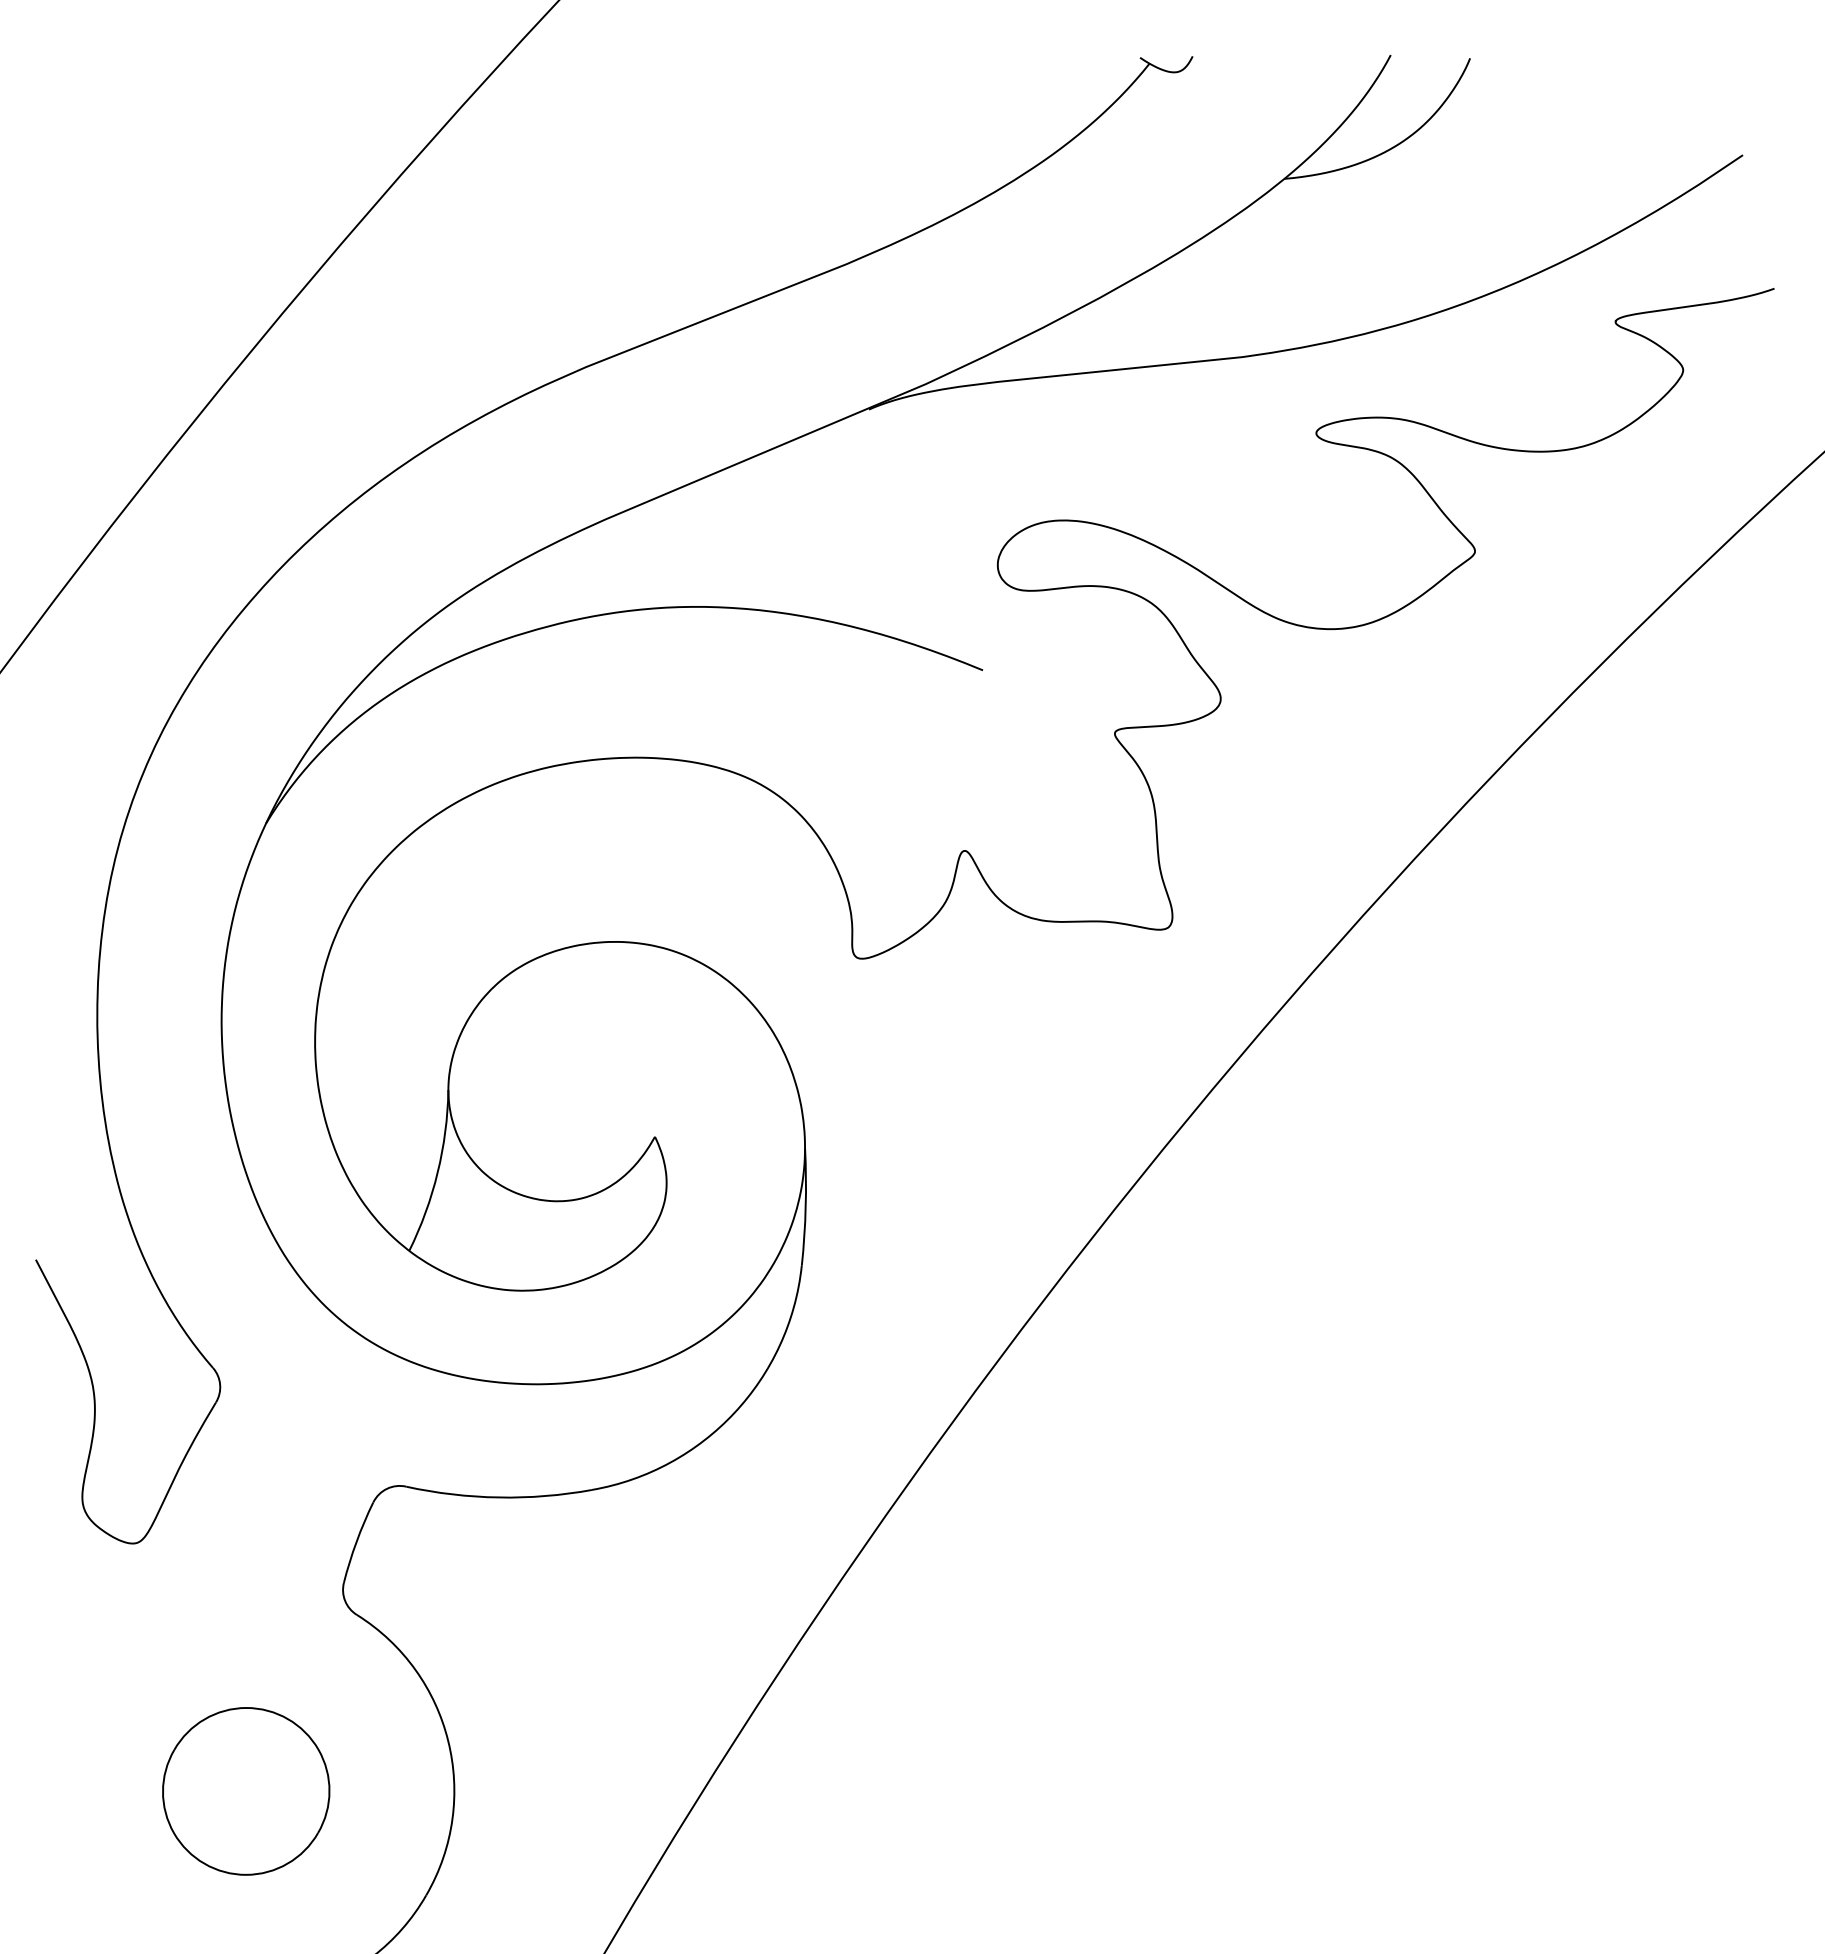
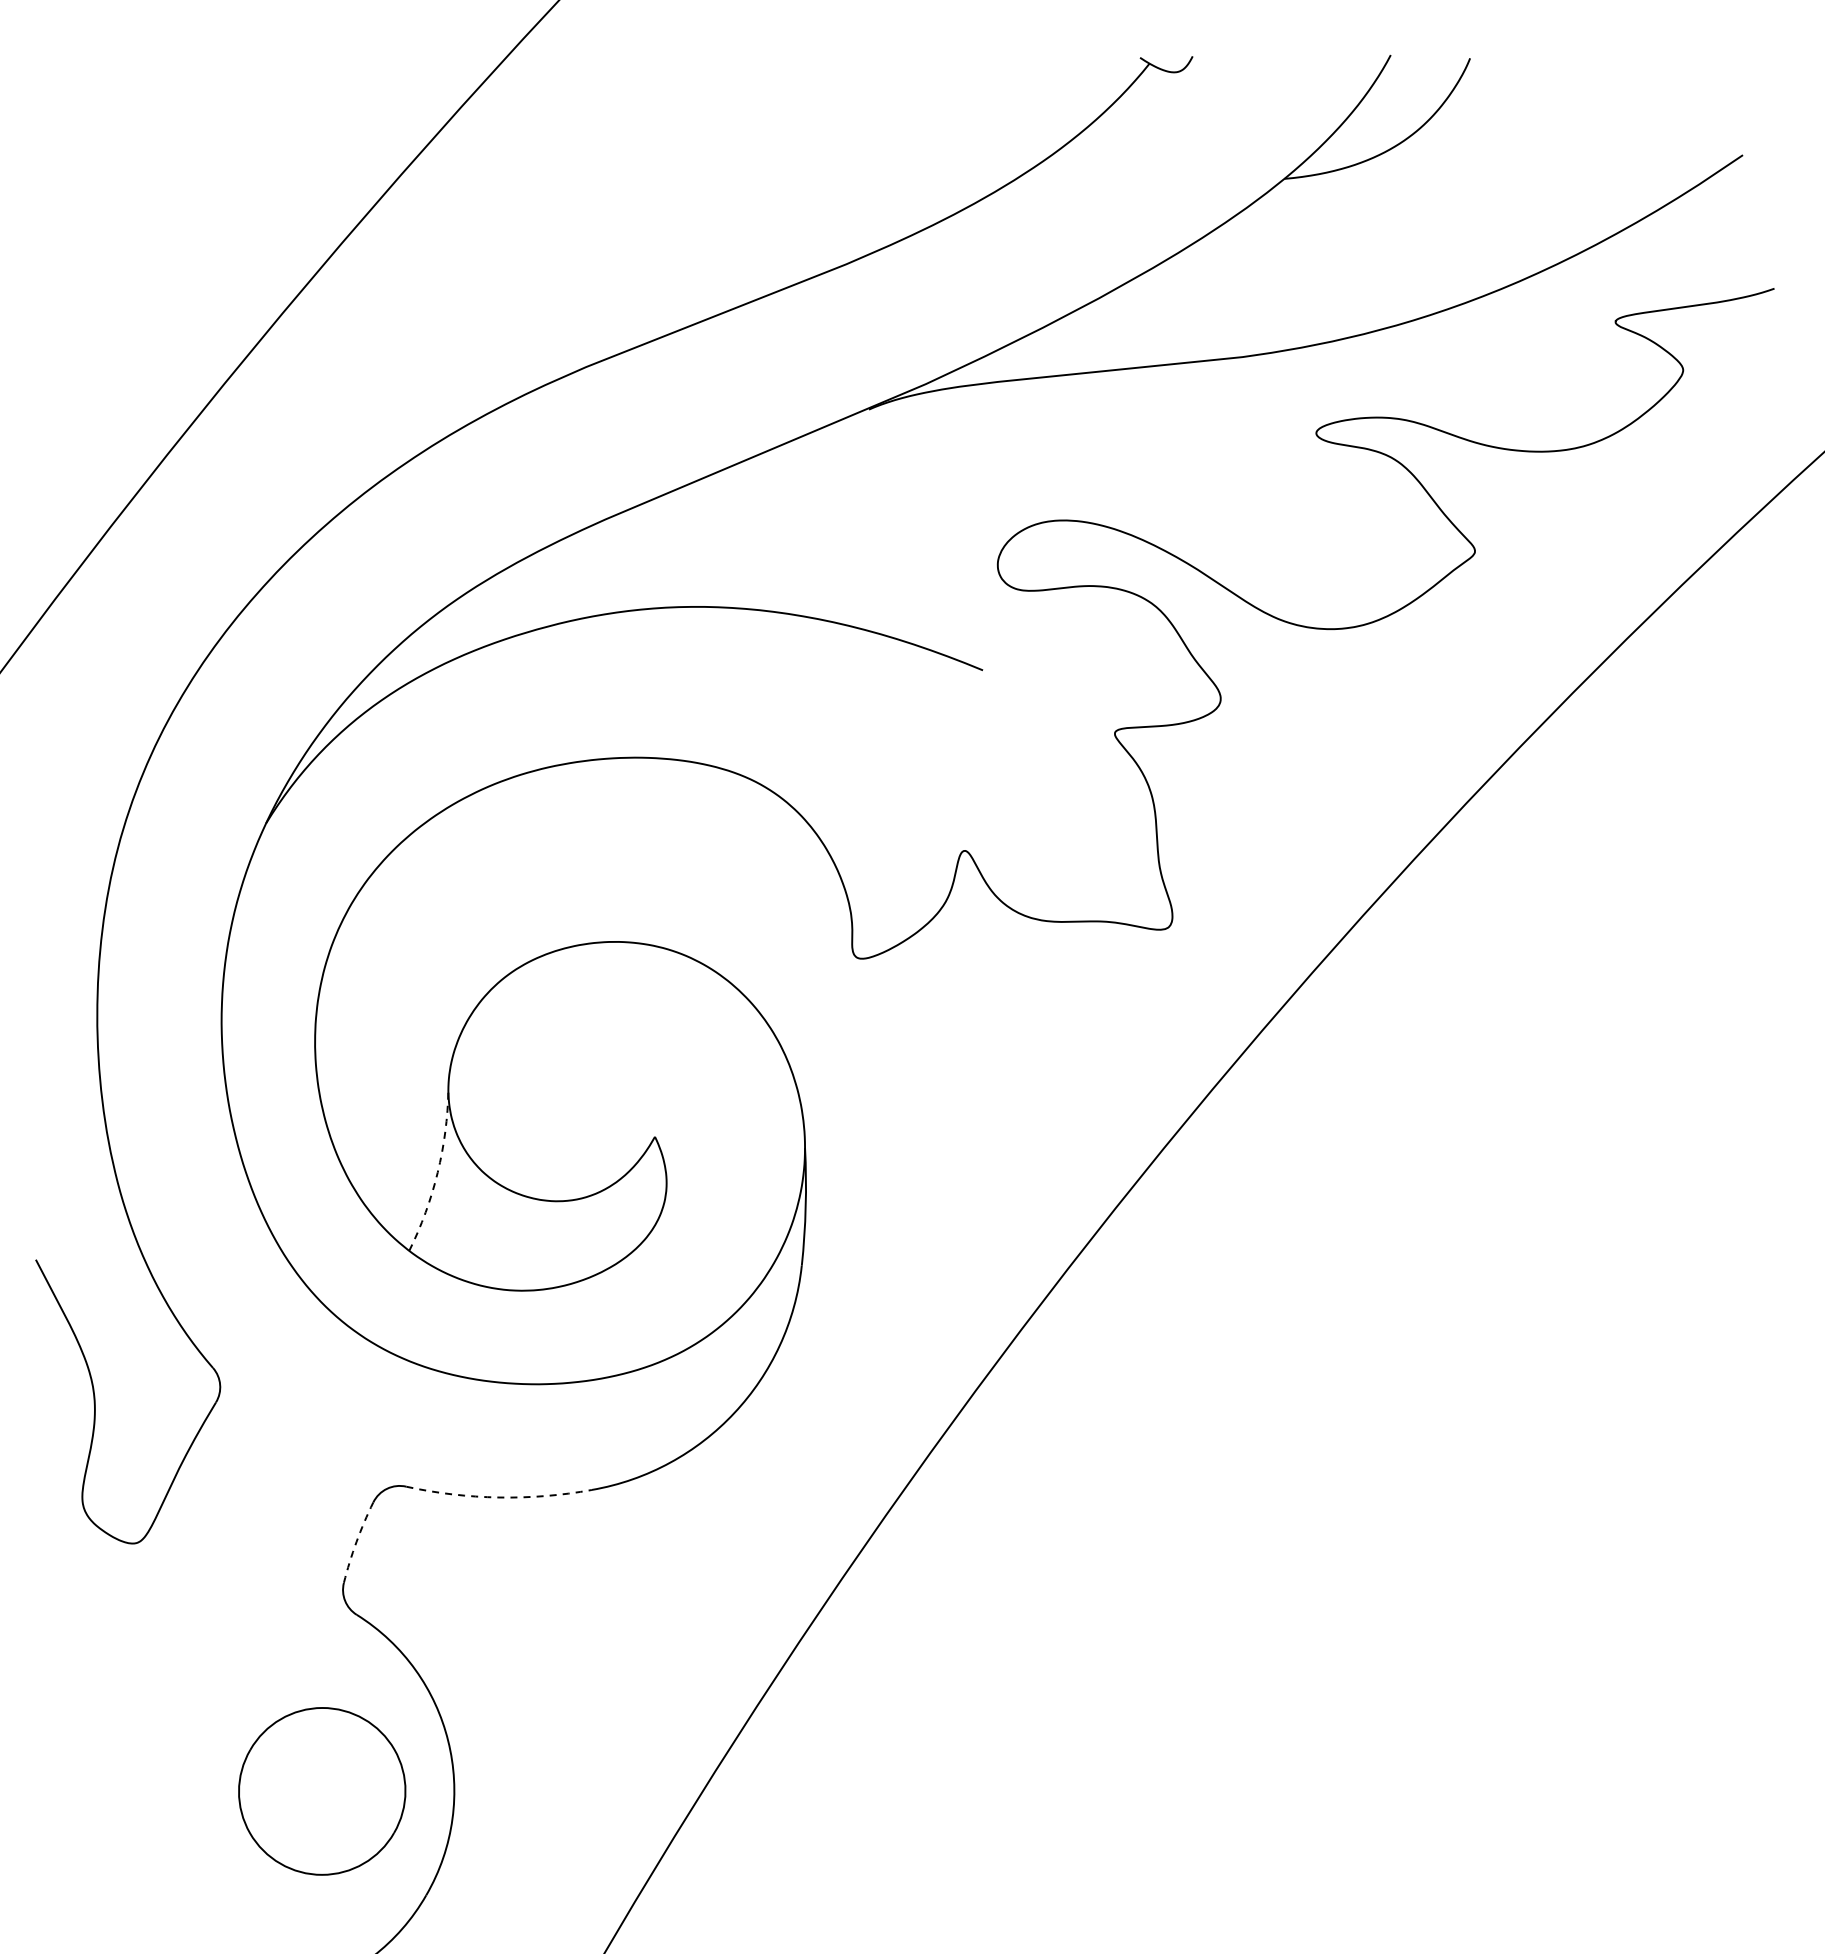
arc: solid -> dashed (437, 1172)
arc: solid -> dashed (498, 1497)
arc: solid -> dashed (356, 1541)
part position: (246, 1791) -> (322, 1791) (322, 1791)
